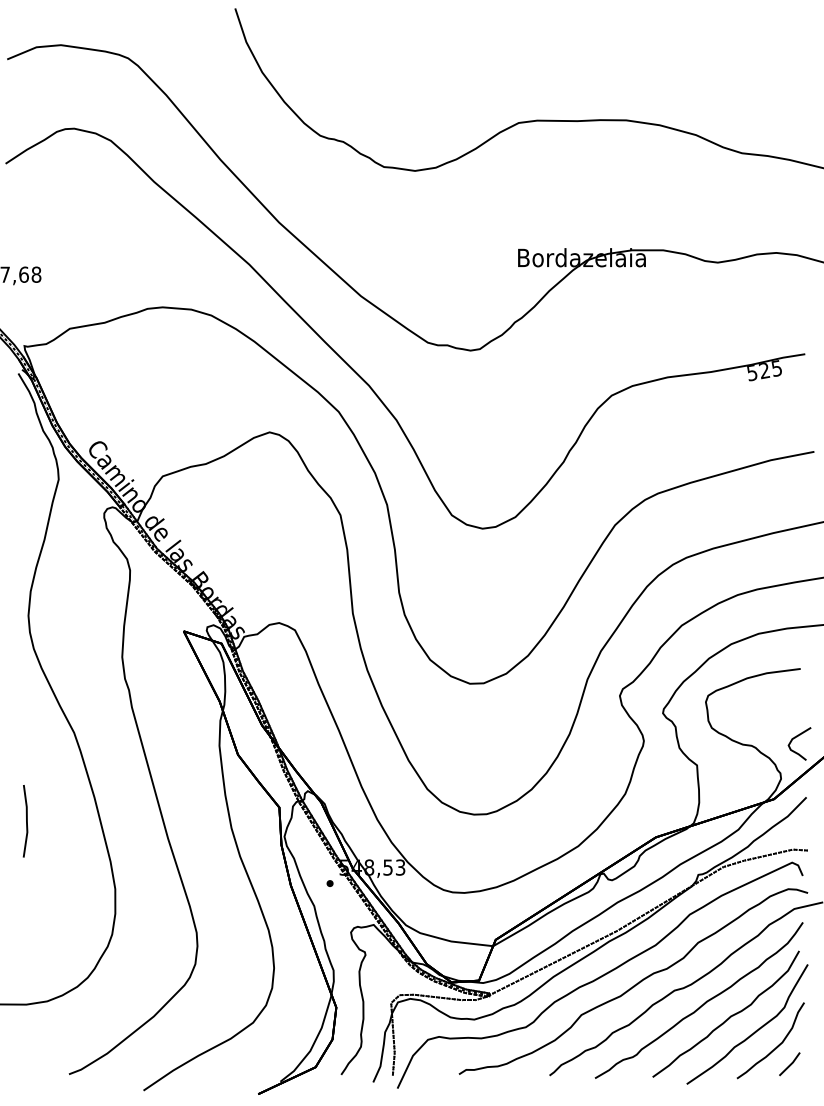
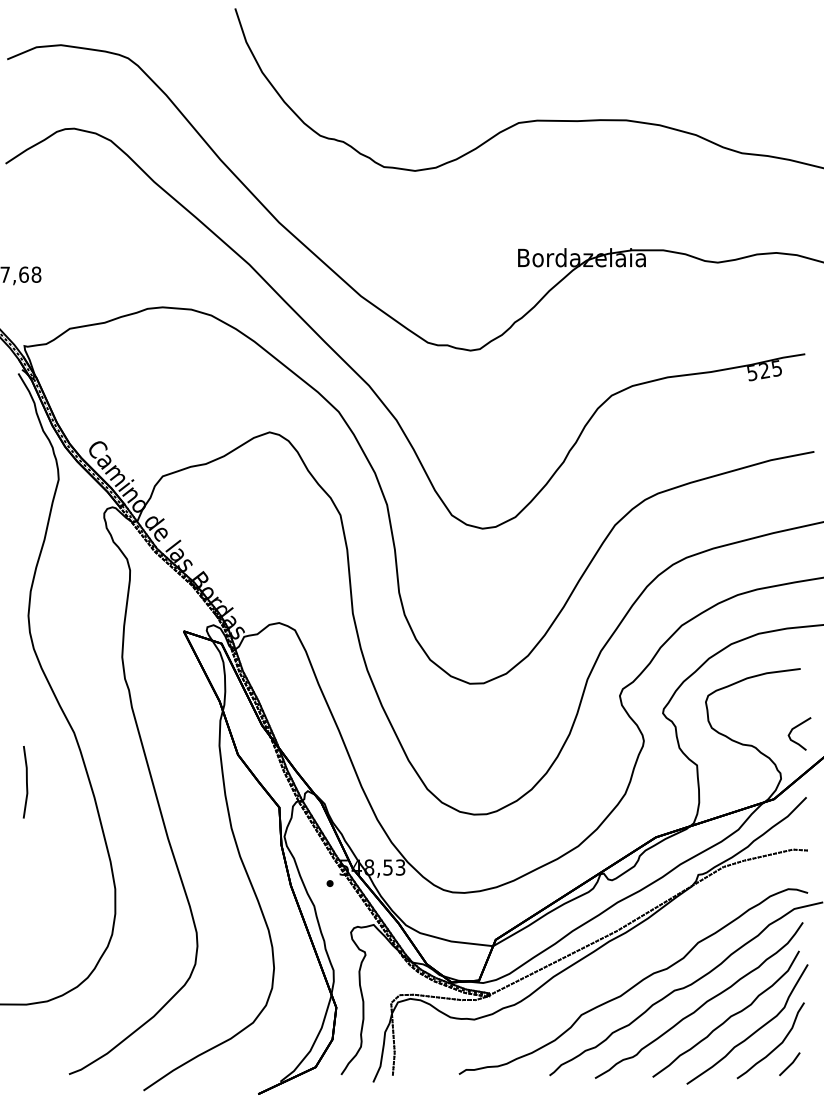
curve position: (797, 737) -> (797, 727) (797, 727)
line position: (26, 821) -> (26, 782) (26, 782)
curve: present -> none (601, 975)
